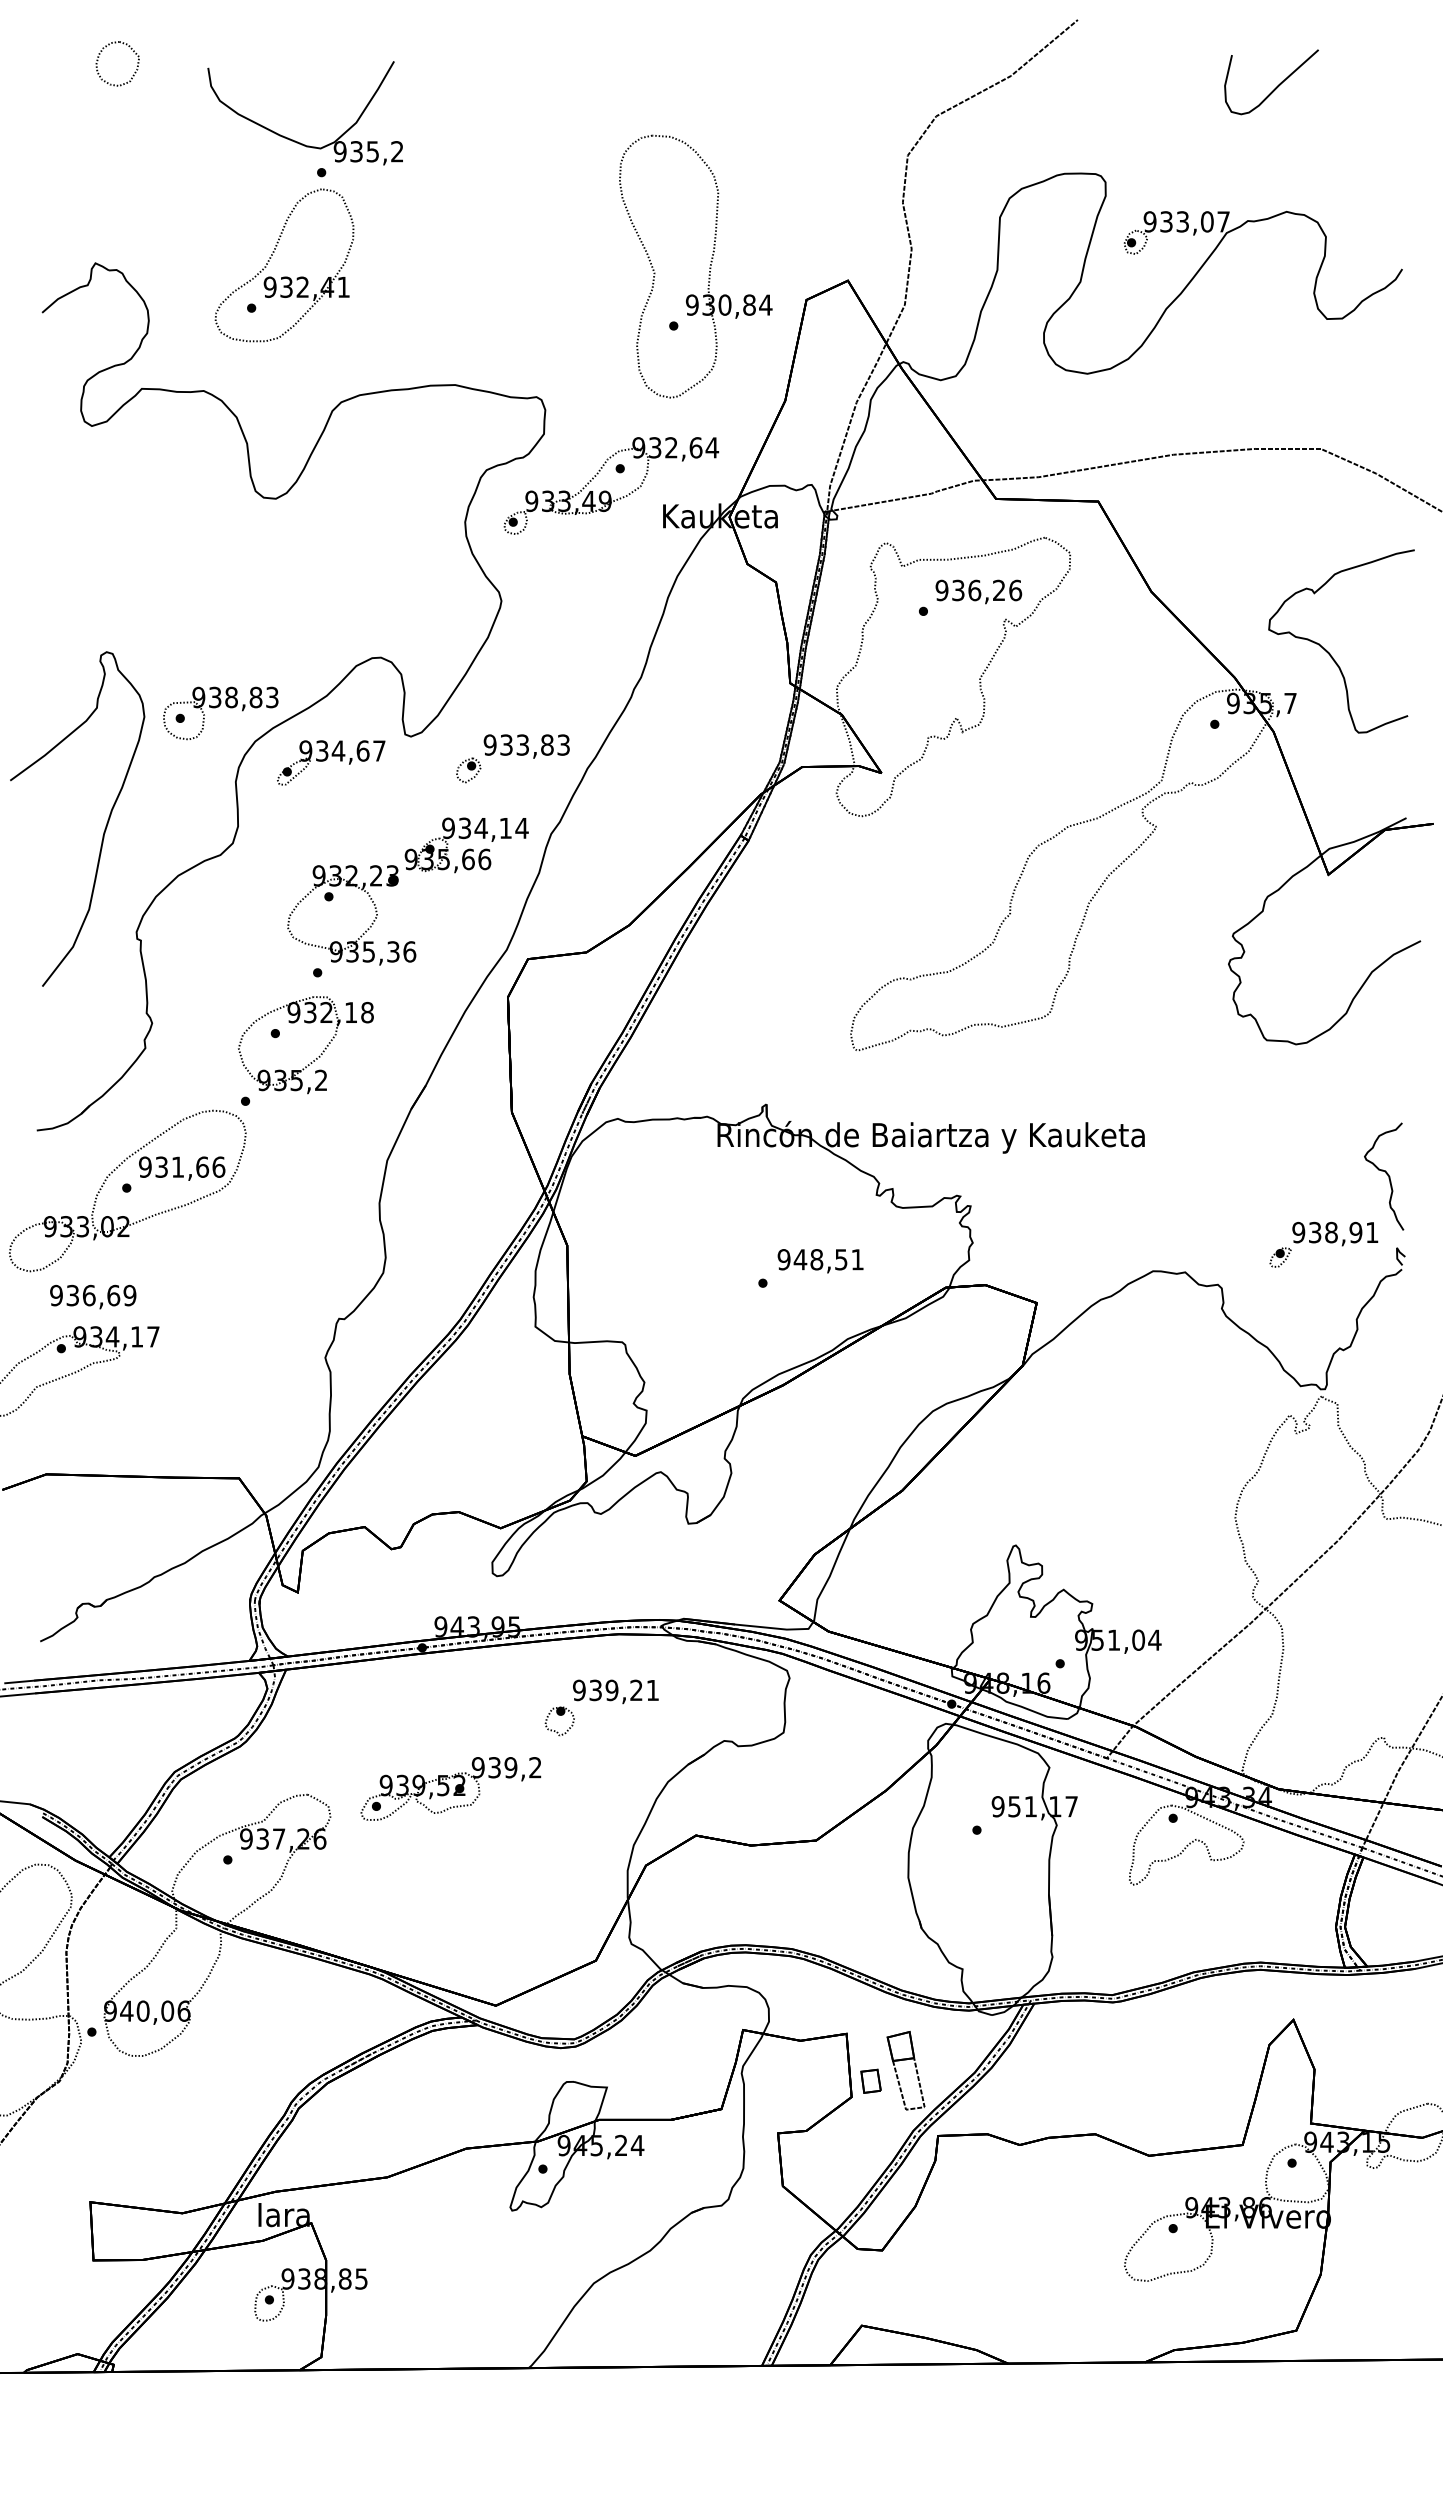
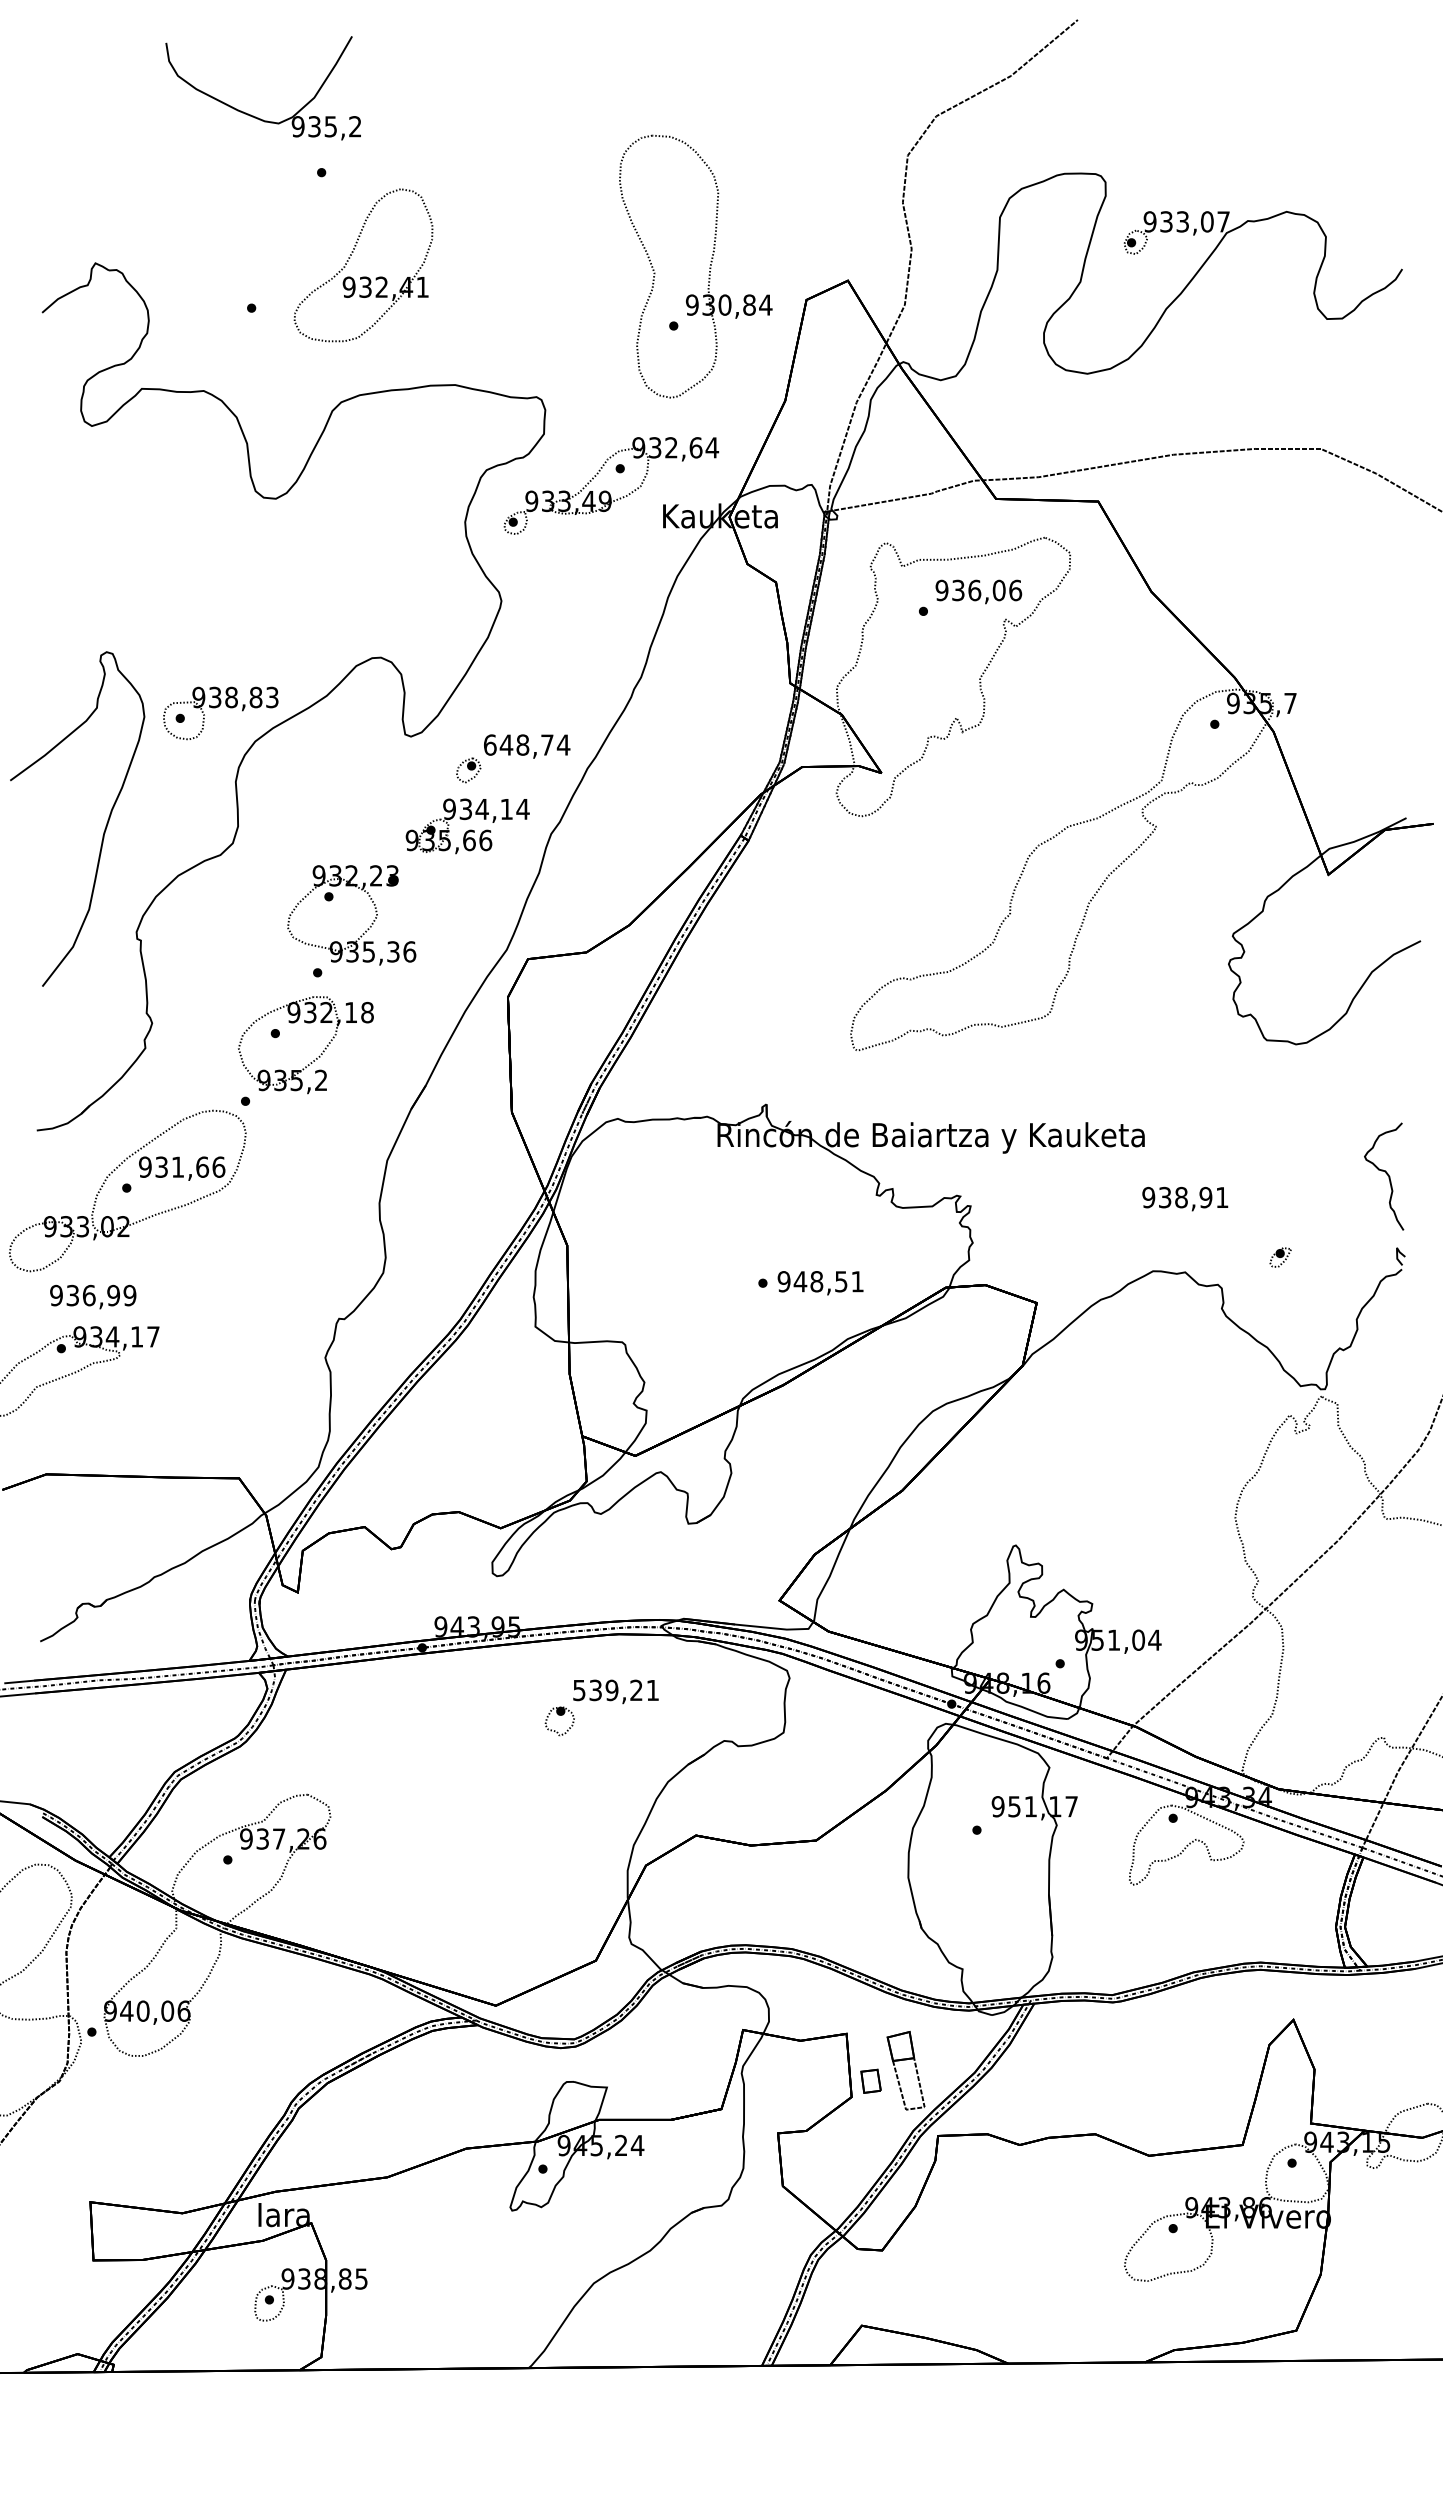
part: present -> none (99, 57)
curve: present -> none (1276, 86)
part position: (293, 139) -> (251, 114) (251, 114)
part position: (284, 276) -> (363, 276) (363, 276)
text: 936,26 -> 936,06 (998, 590)
curve: present -> none (1329, 652)
text: 933,83 -> 648,74 (526, 744)
part: present -> none (331, 762)
part position: (466, 845) -> (467, 826) (467, 826)
text position: (1335, 1233) -> (1185, 1198) (1185, 1198)
text position: (820, 1261) -> (820, 1283) (820, 1283)
text: 936,69 -> 936,99 (113, 1295)
text: 939,21 -> 539,21 (579, 1689)
part: present -> none (450, 1788)
